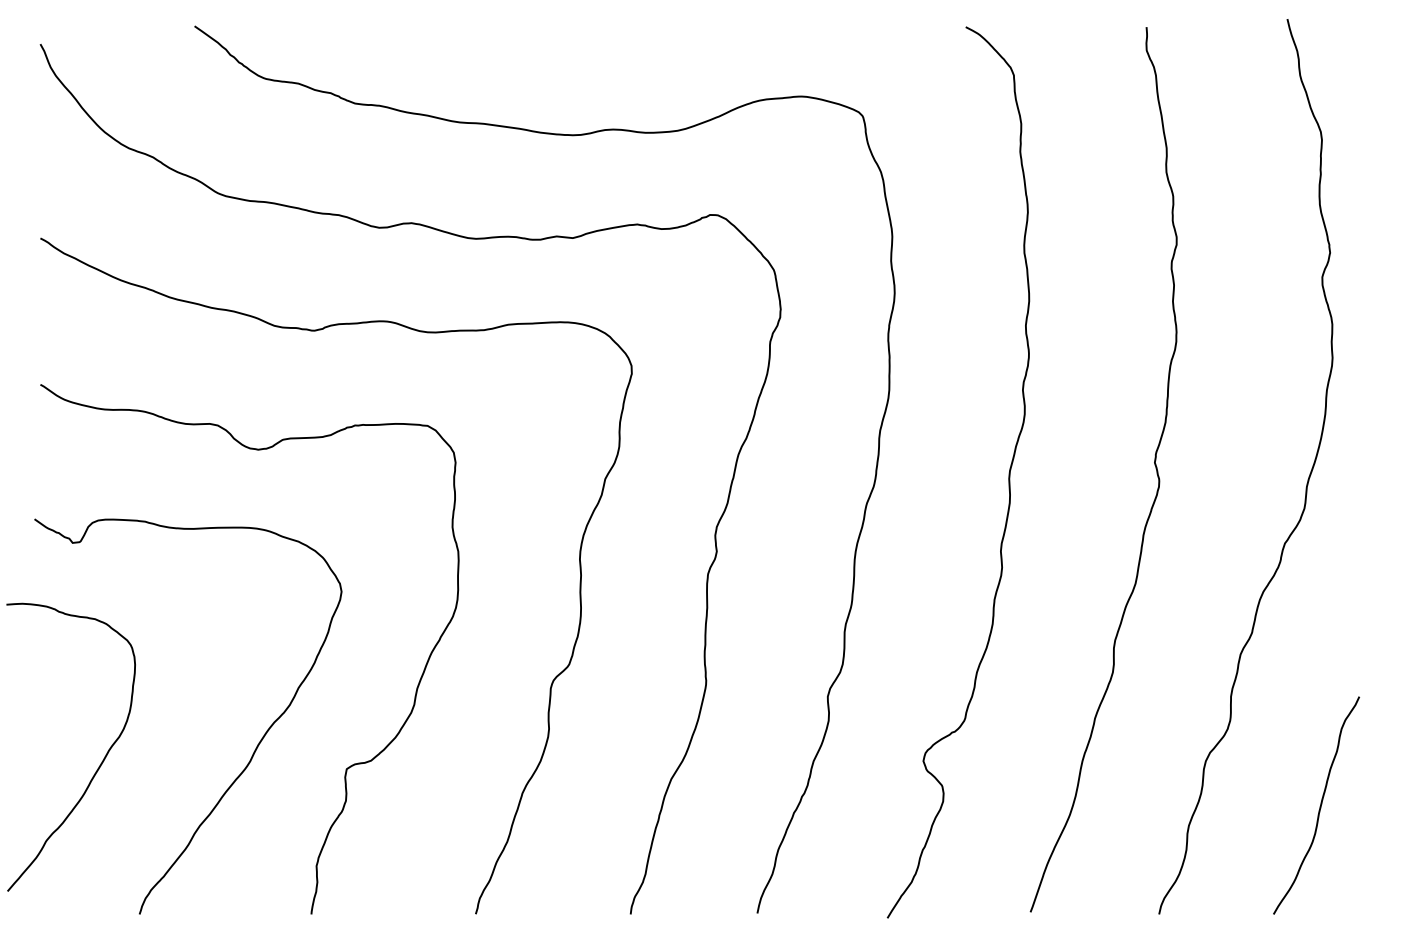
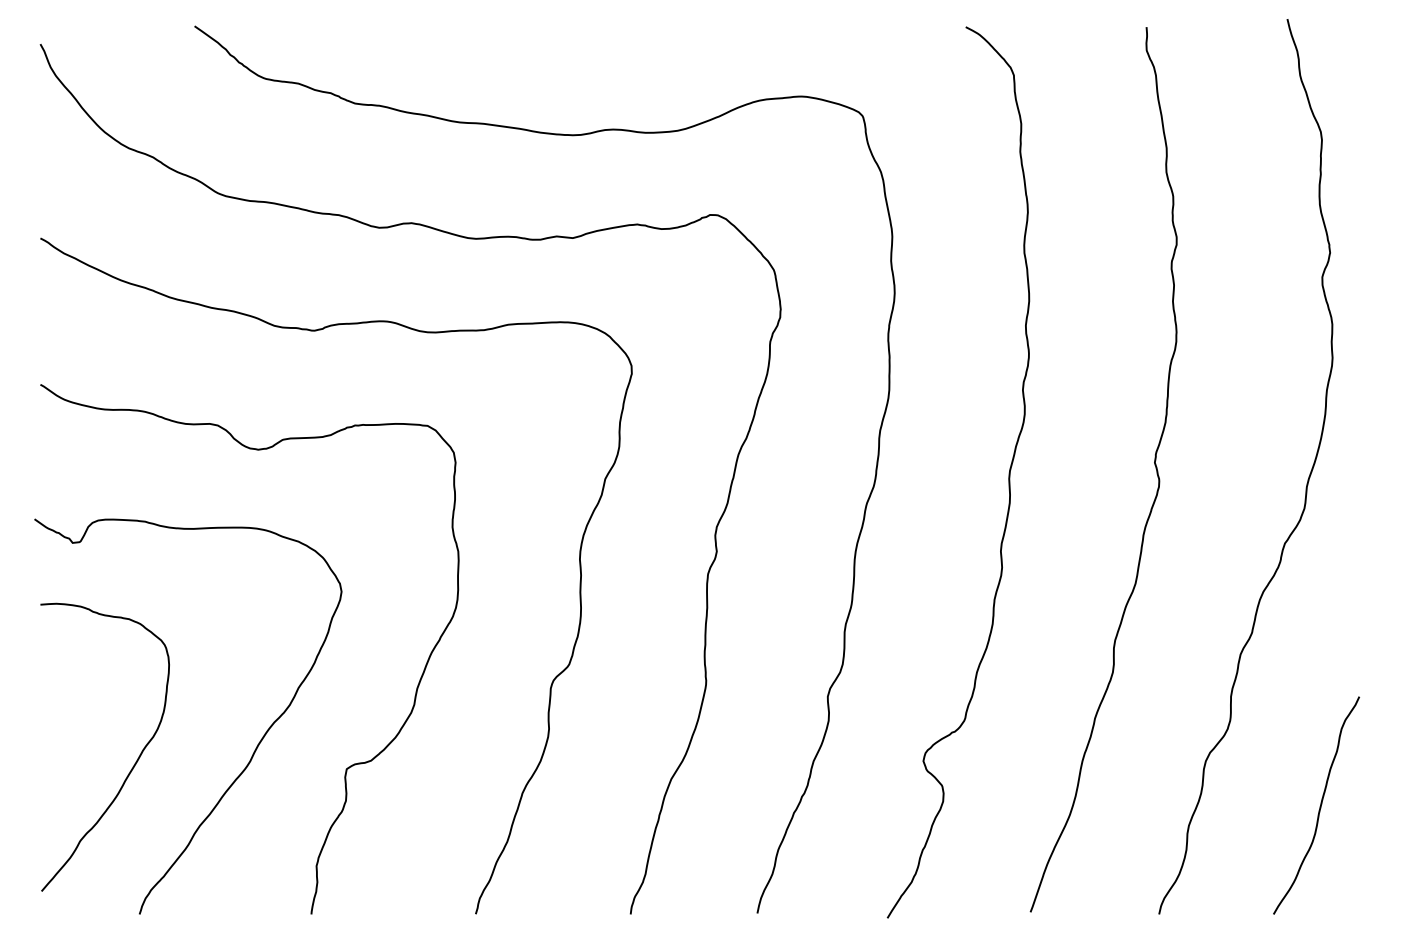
curve position: (98, 766) -> (132, 766) (132, 766)
